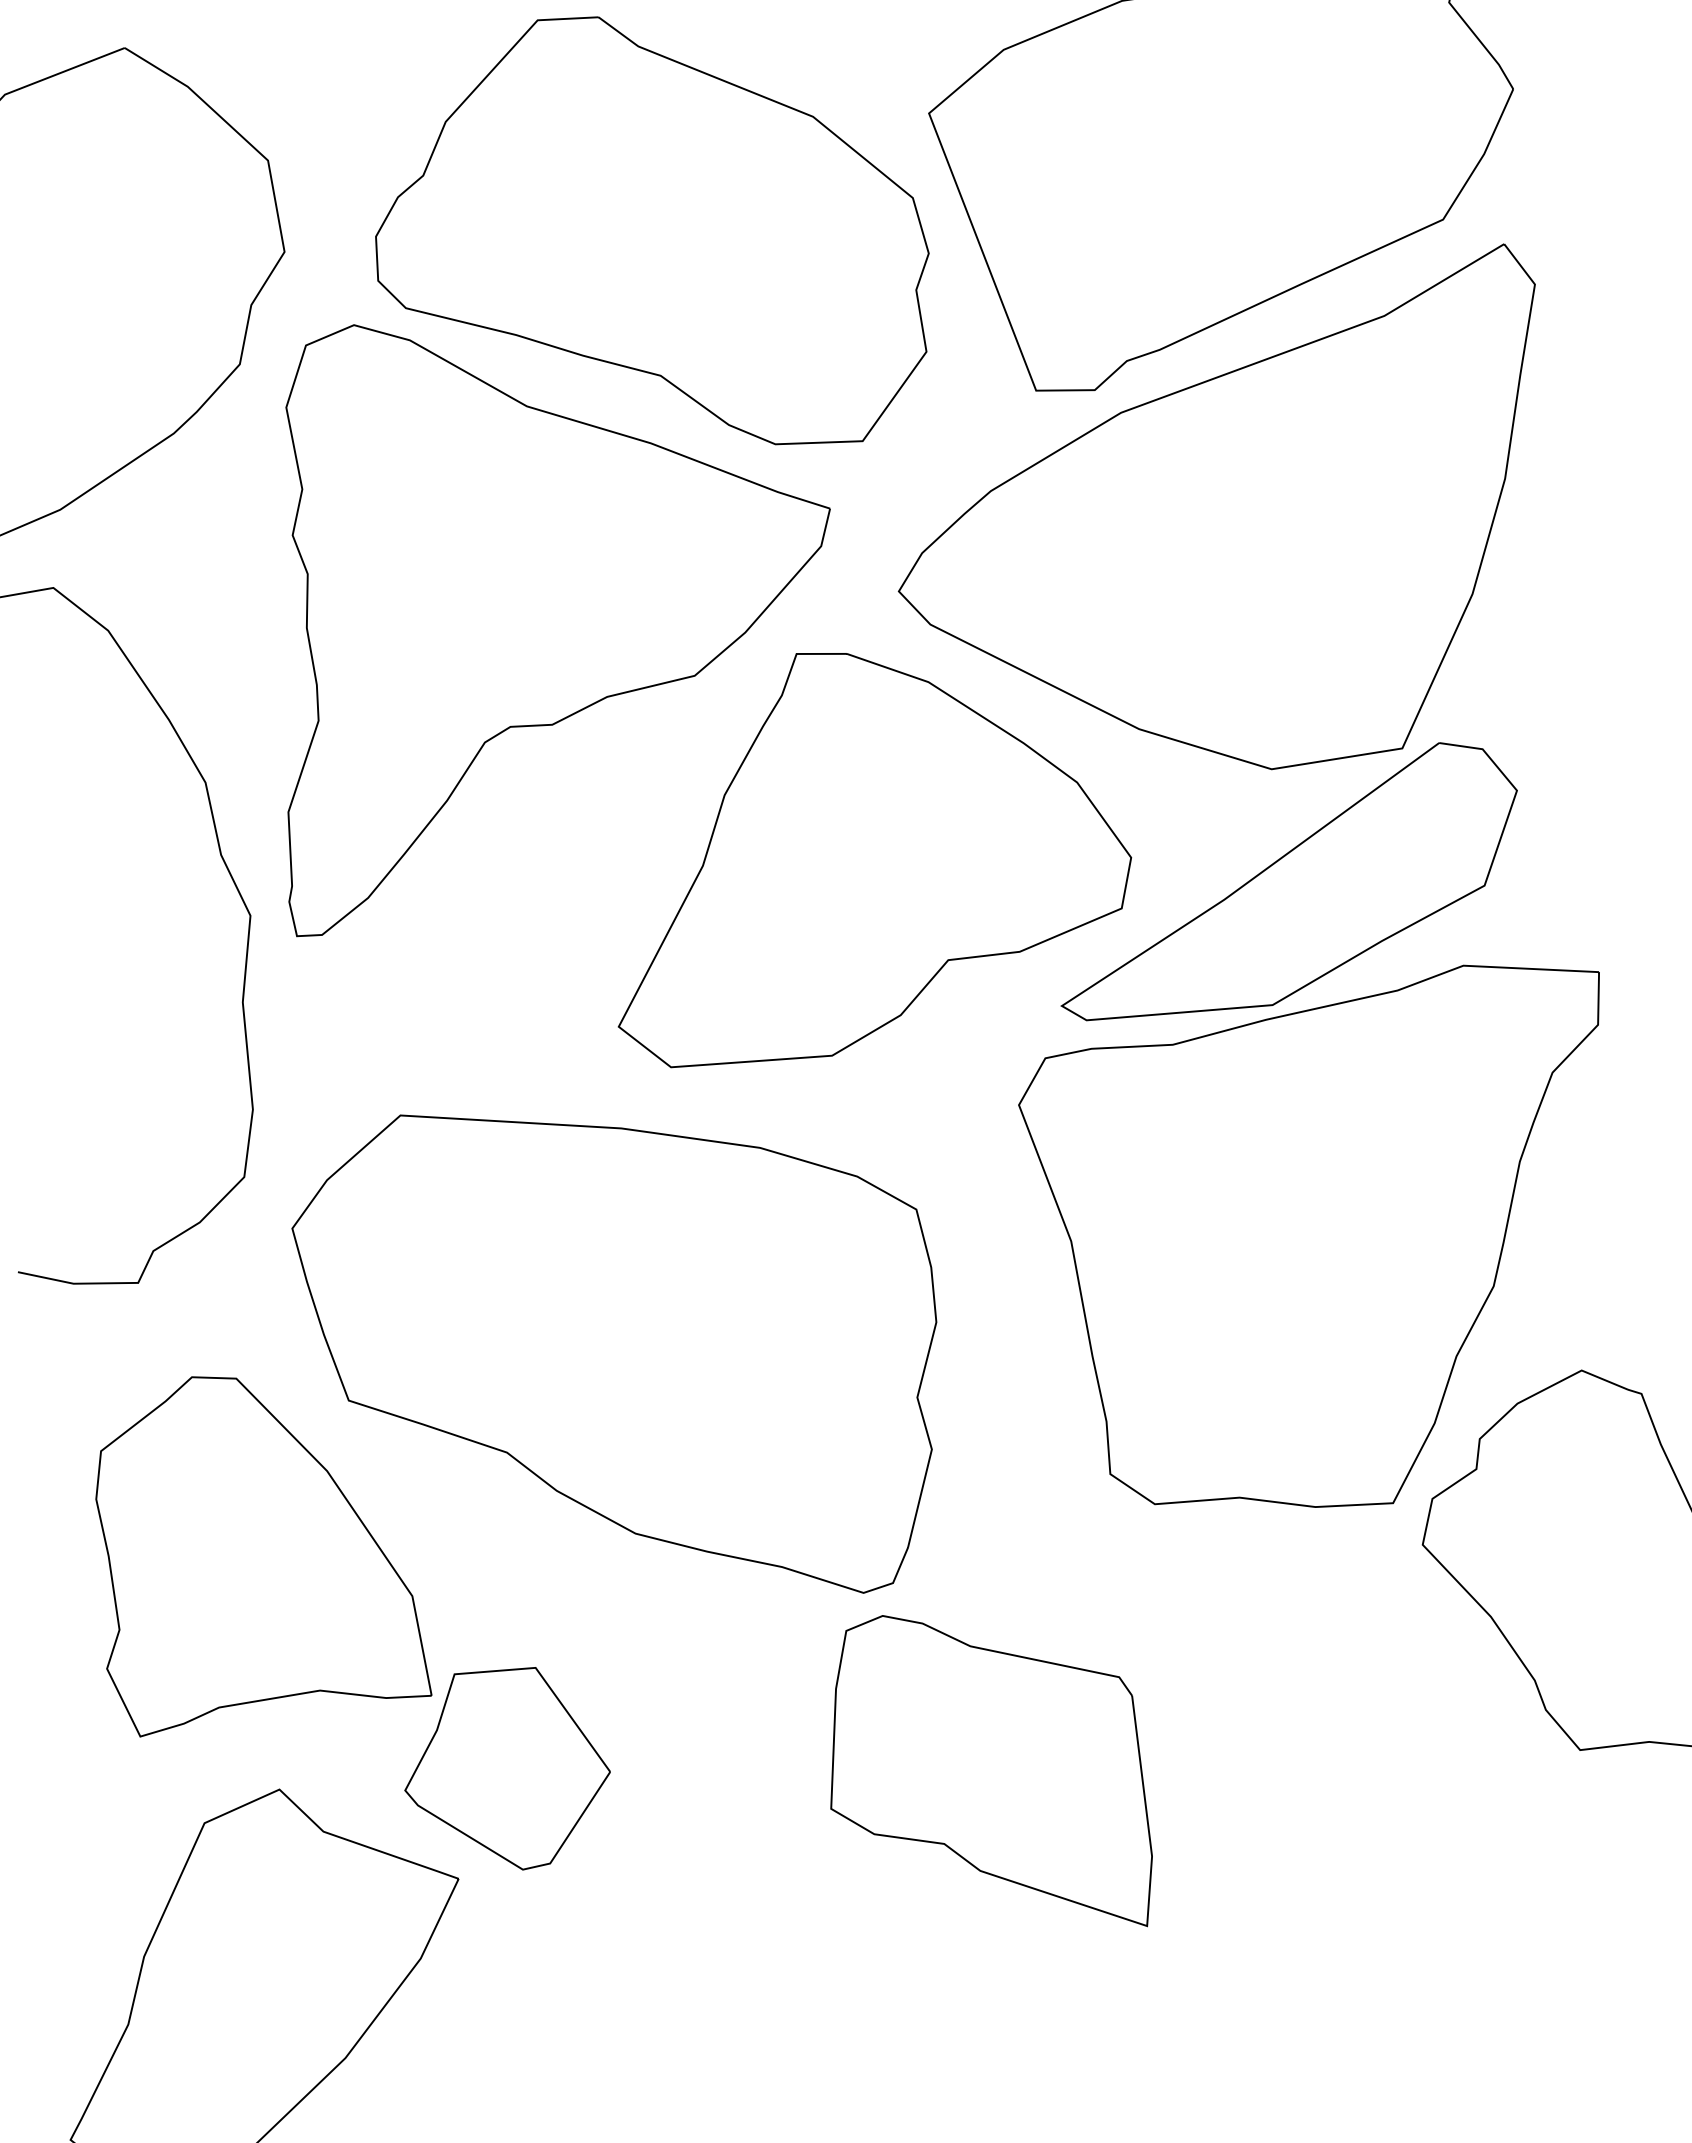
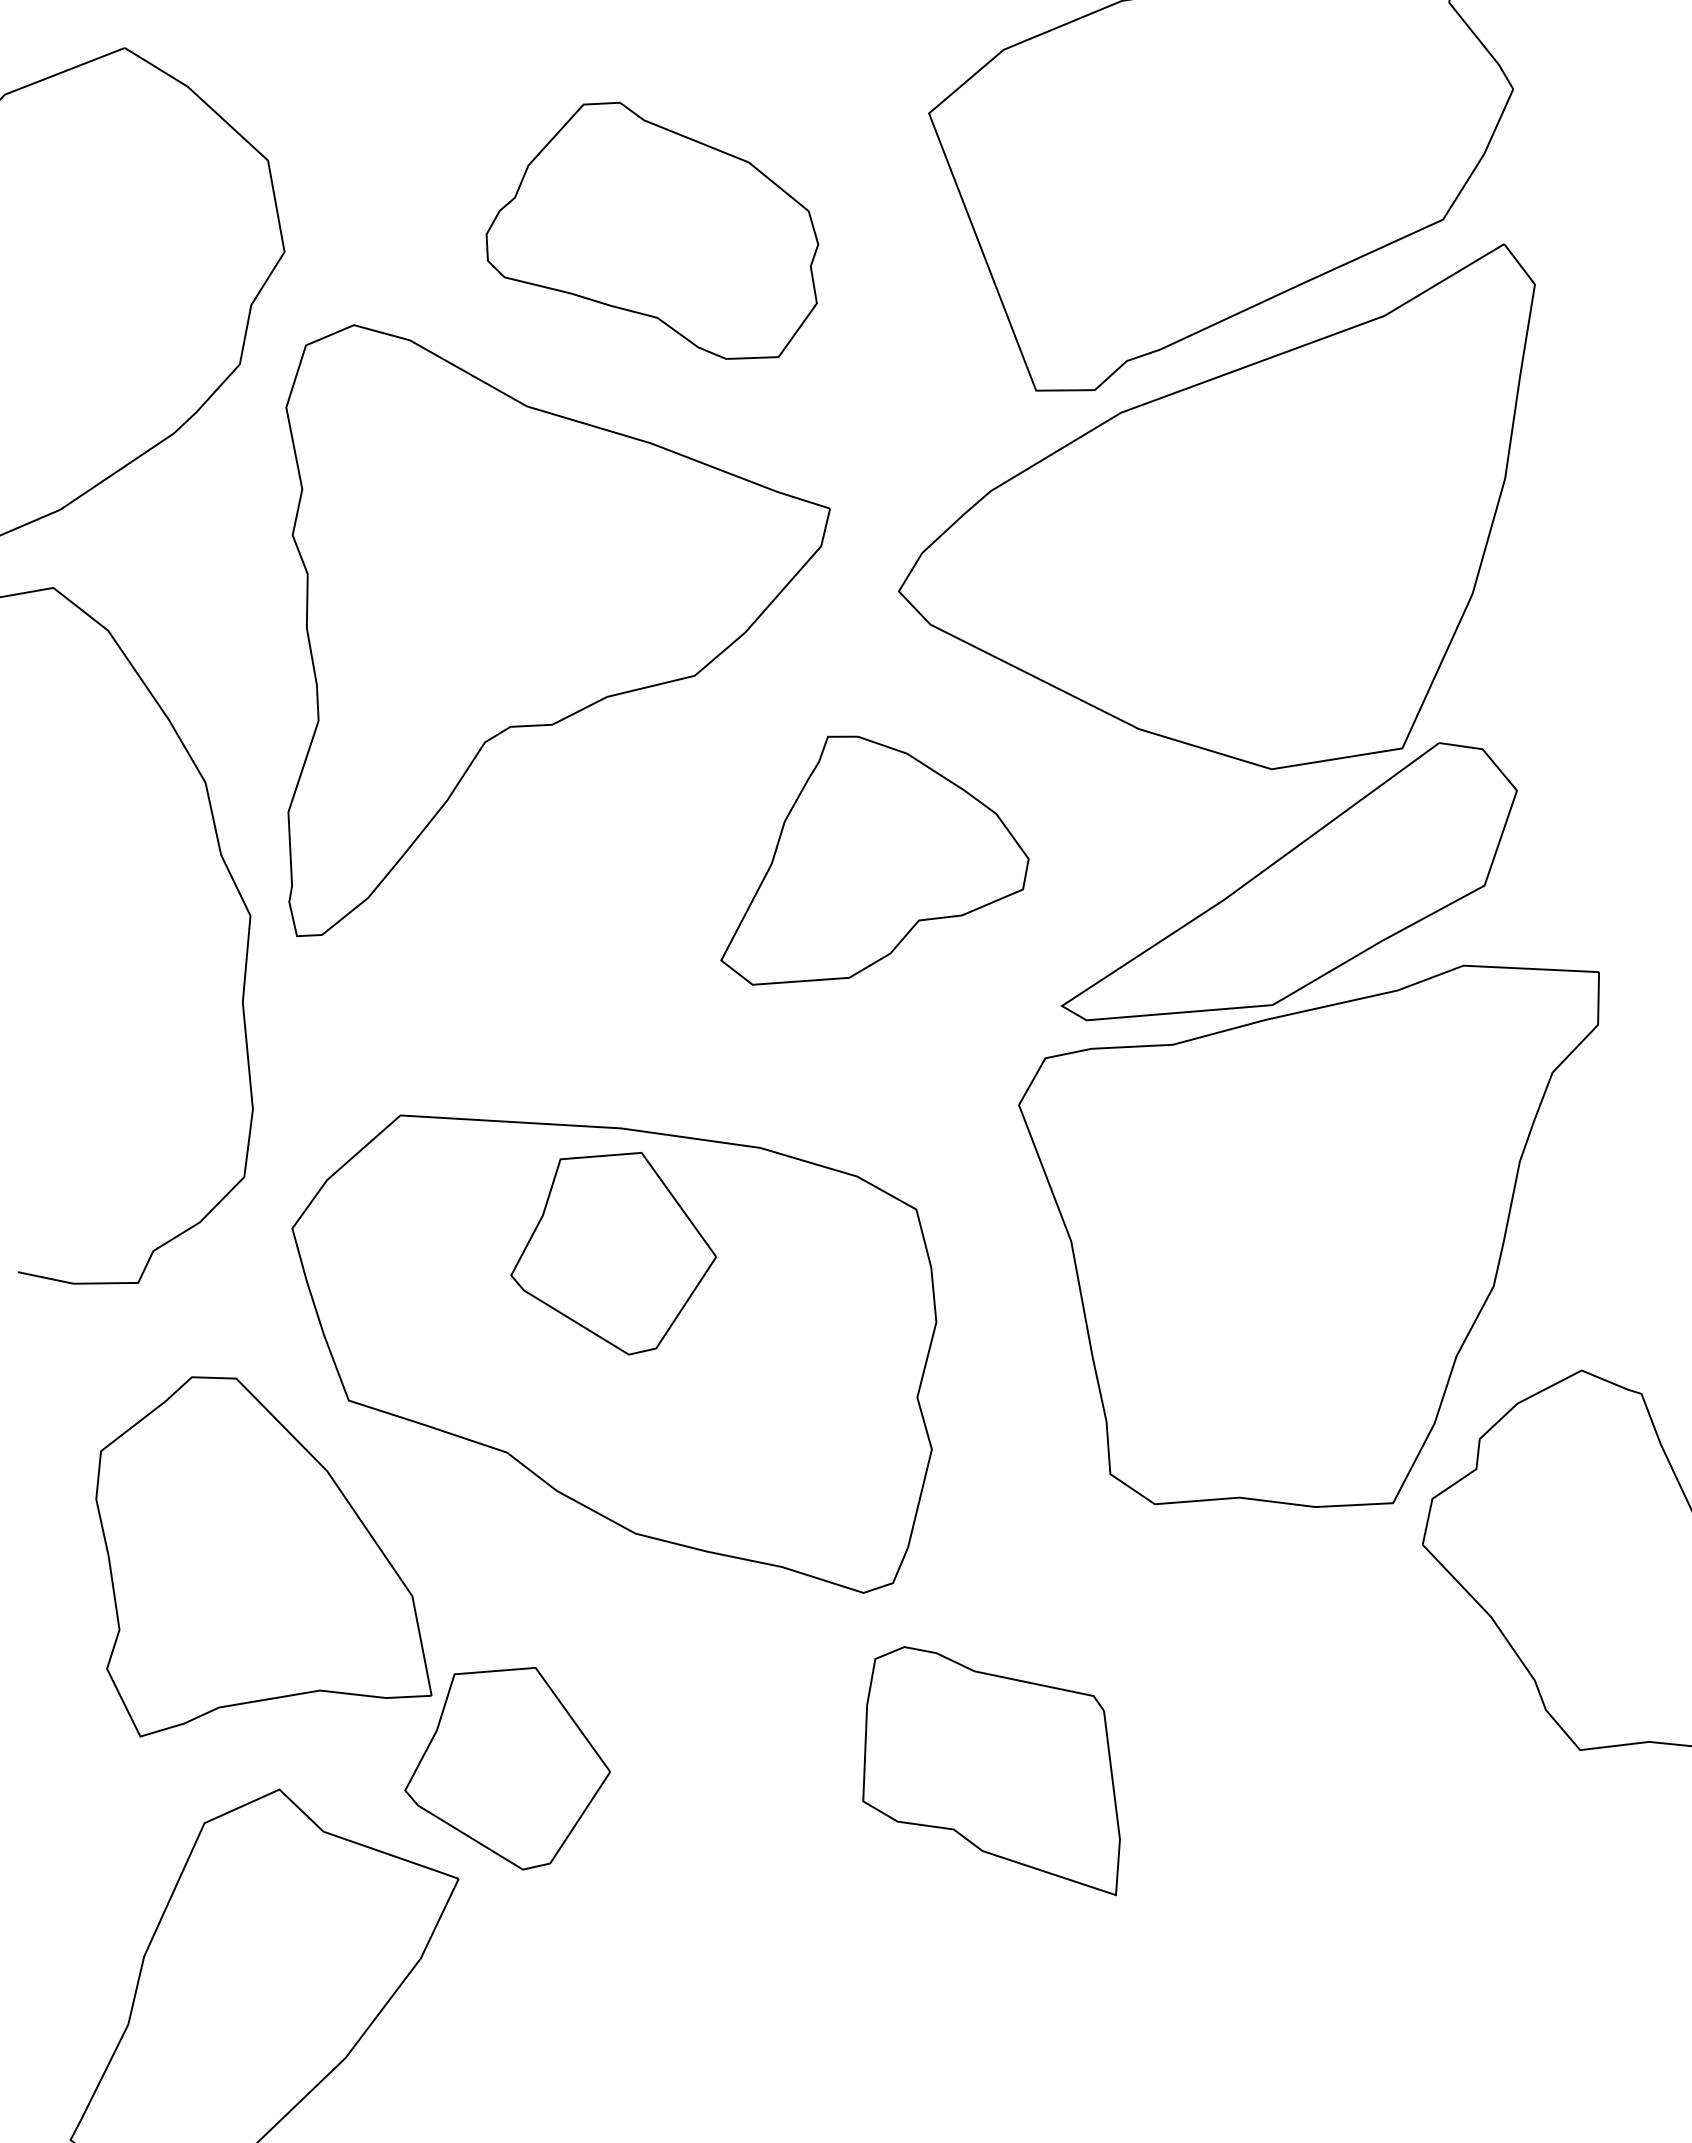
part size: 555x430 px -> 335x259 px (652, 230)
part size: 516x416 px -> 310x251 px (874, 860)
part: none -> present (613, 1253)
part size: 323x313 px -> 259x251 px (991, 1771)
